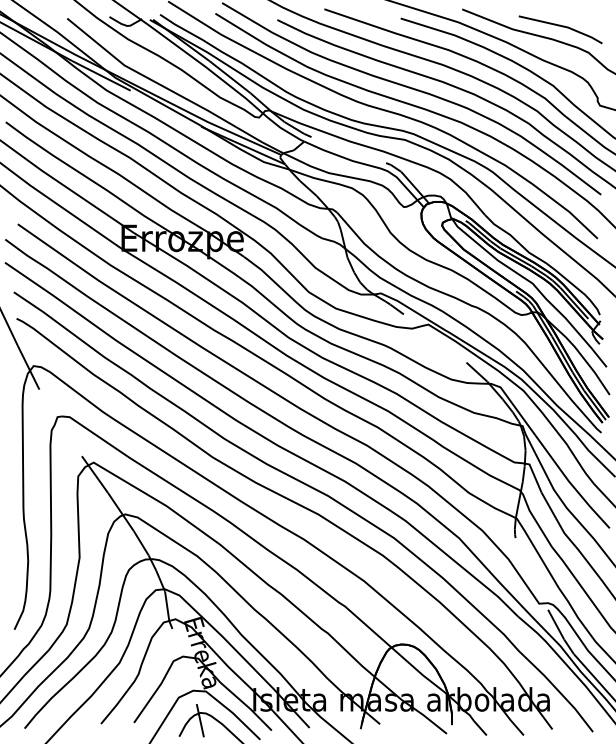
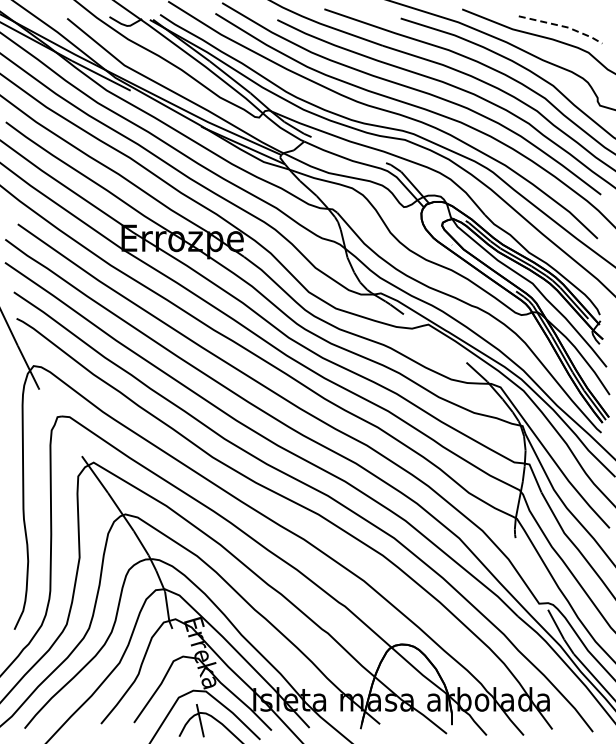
line: solid -> dashed (563, 26)
